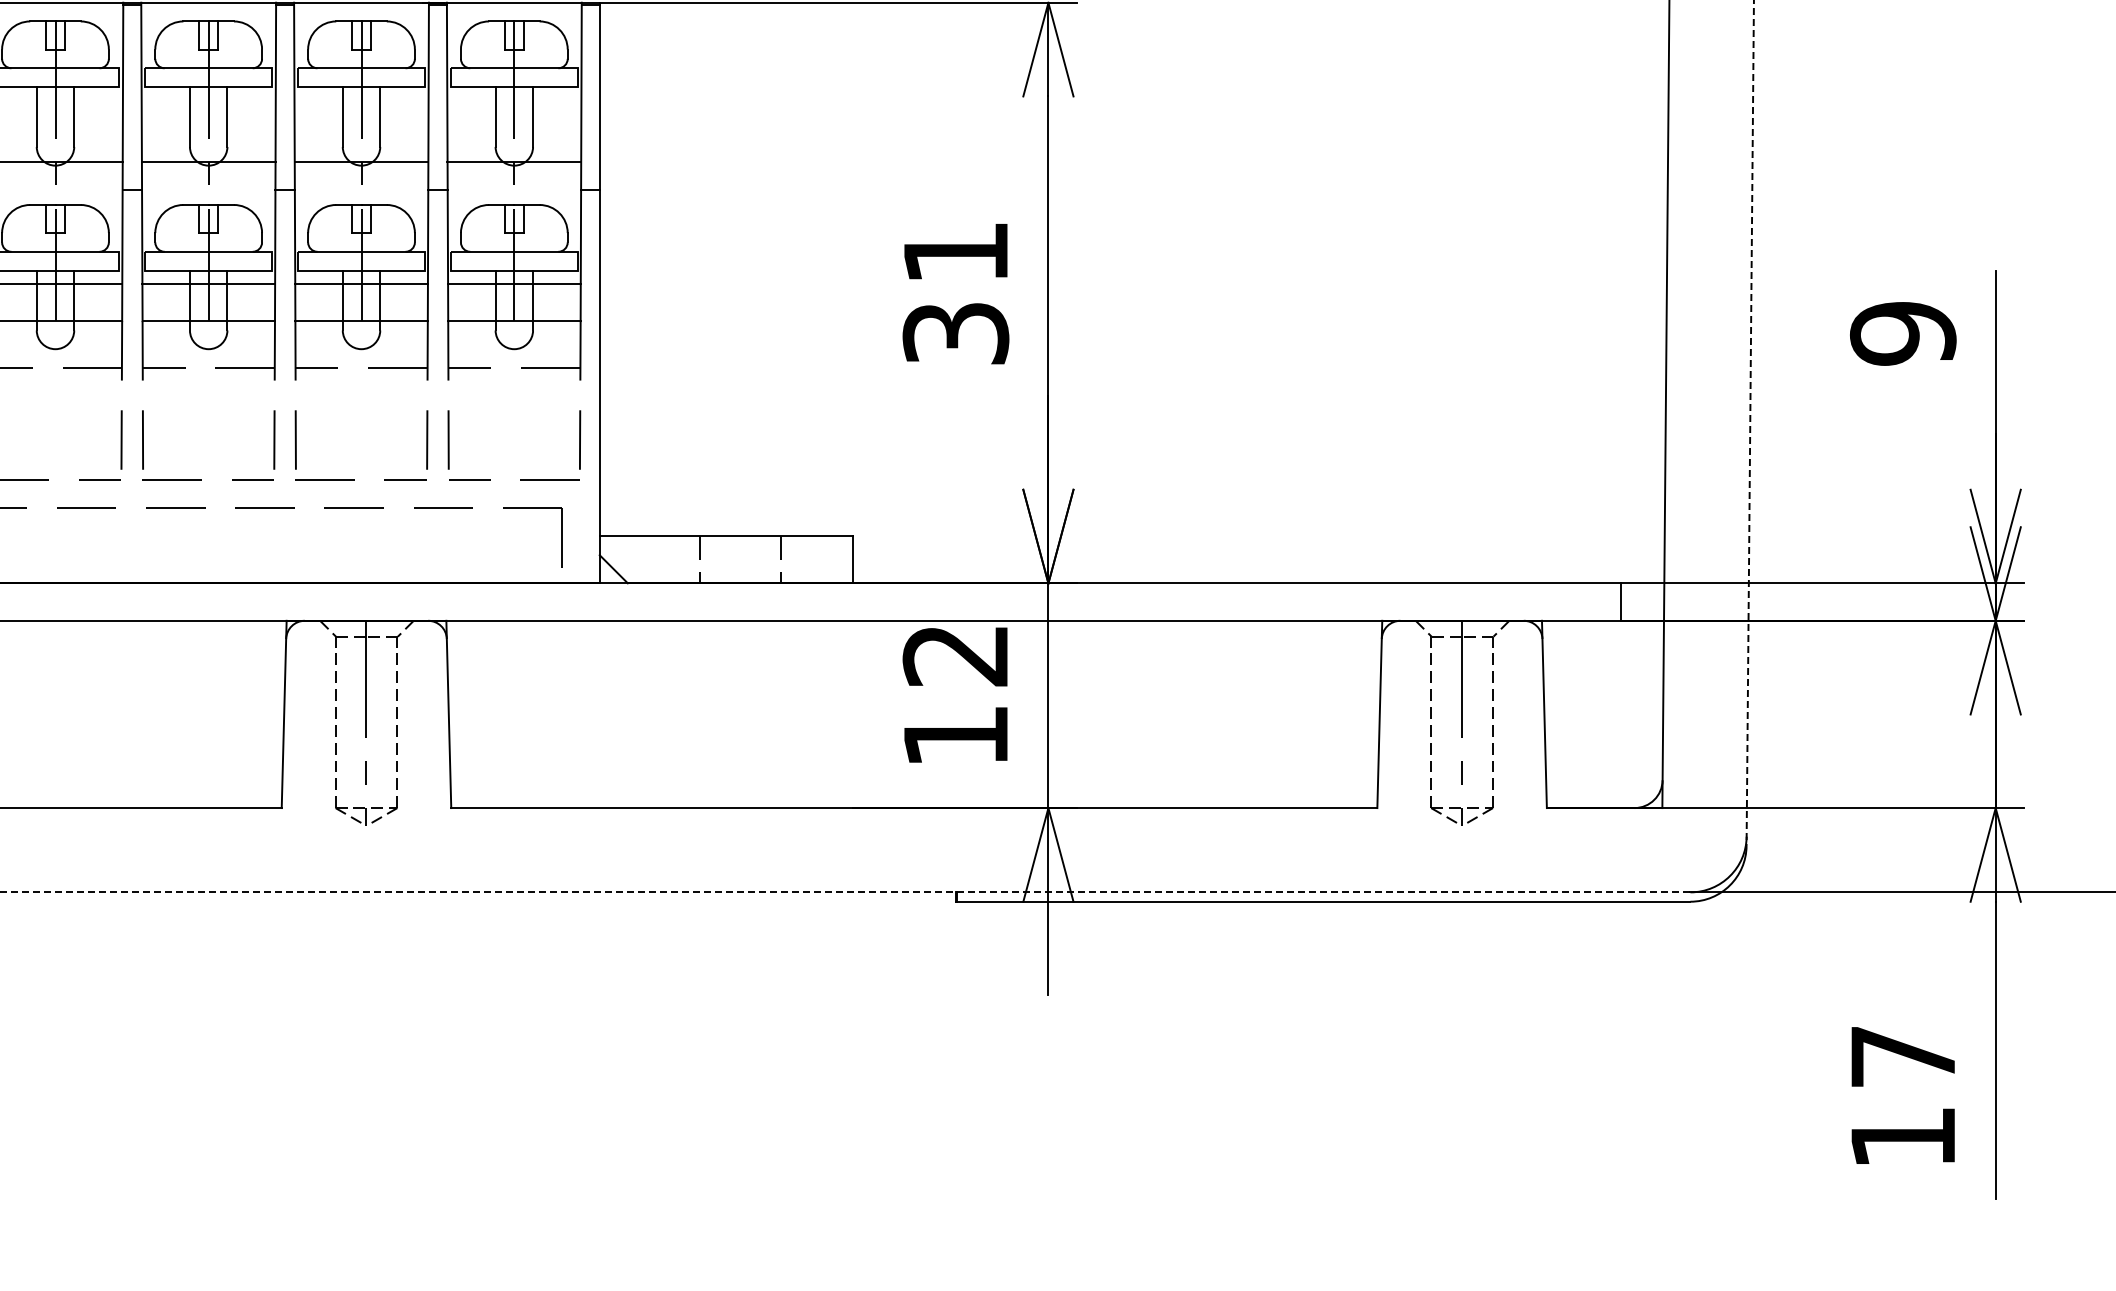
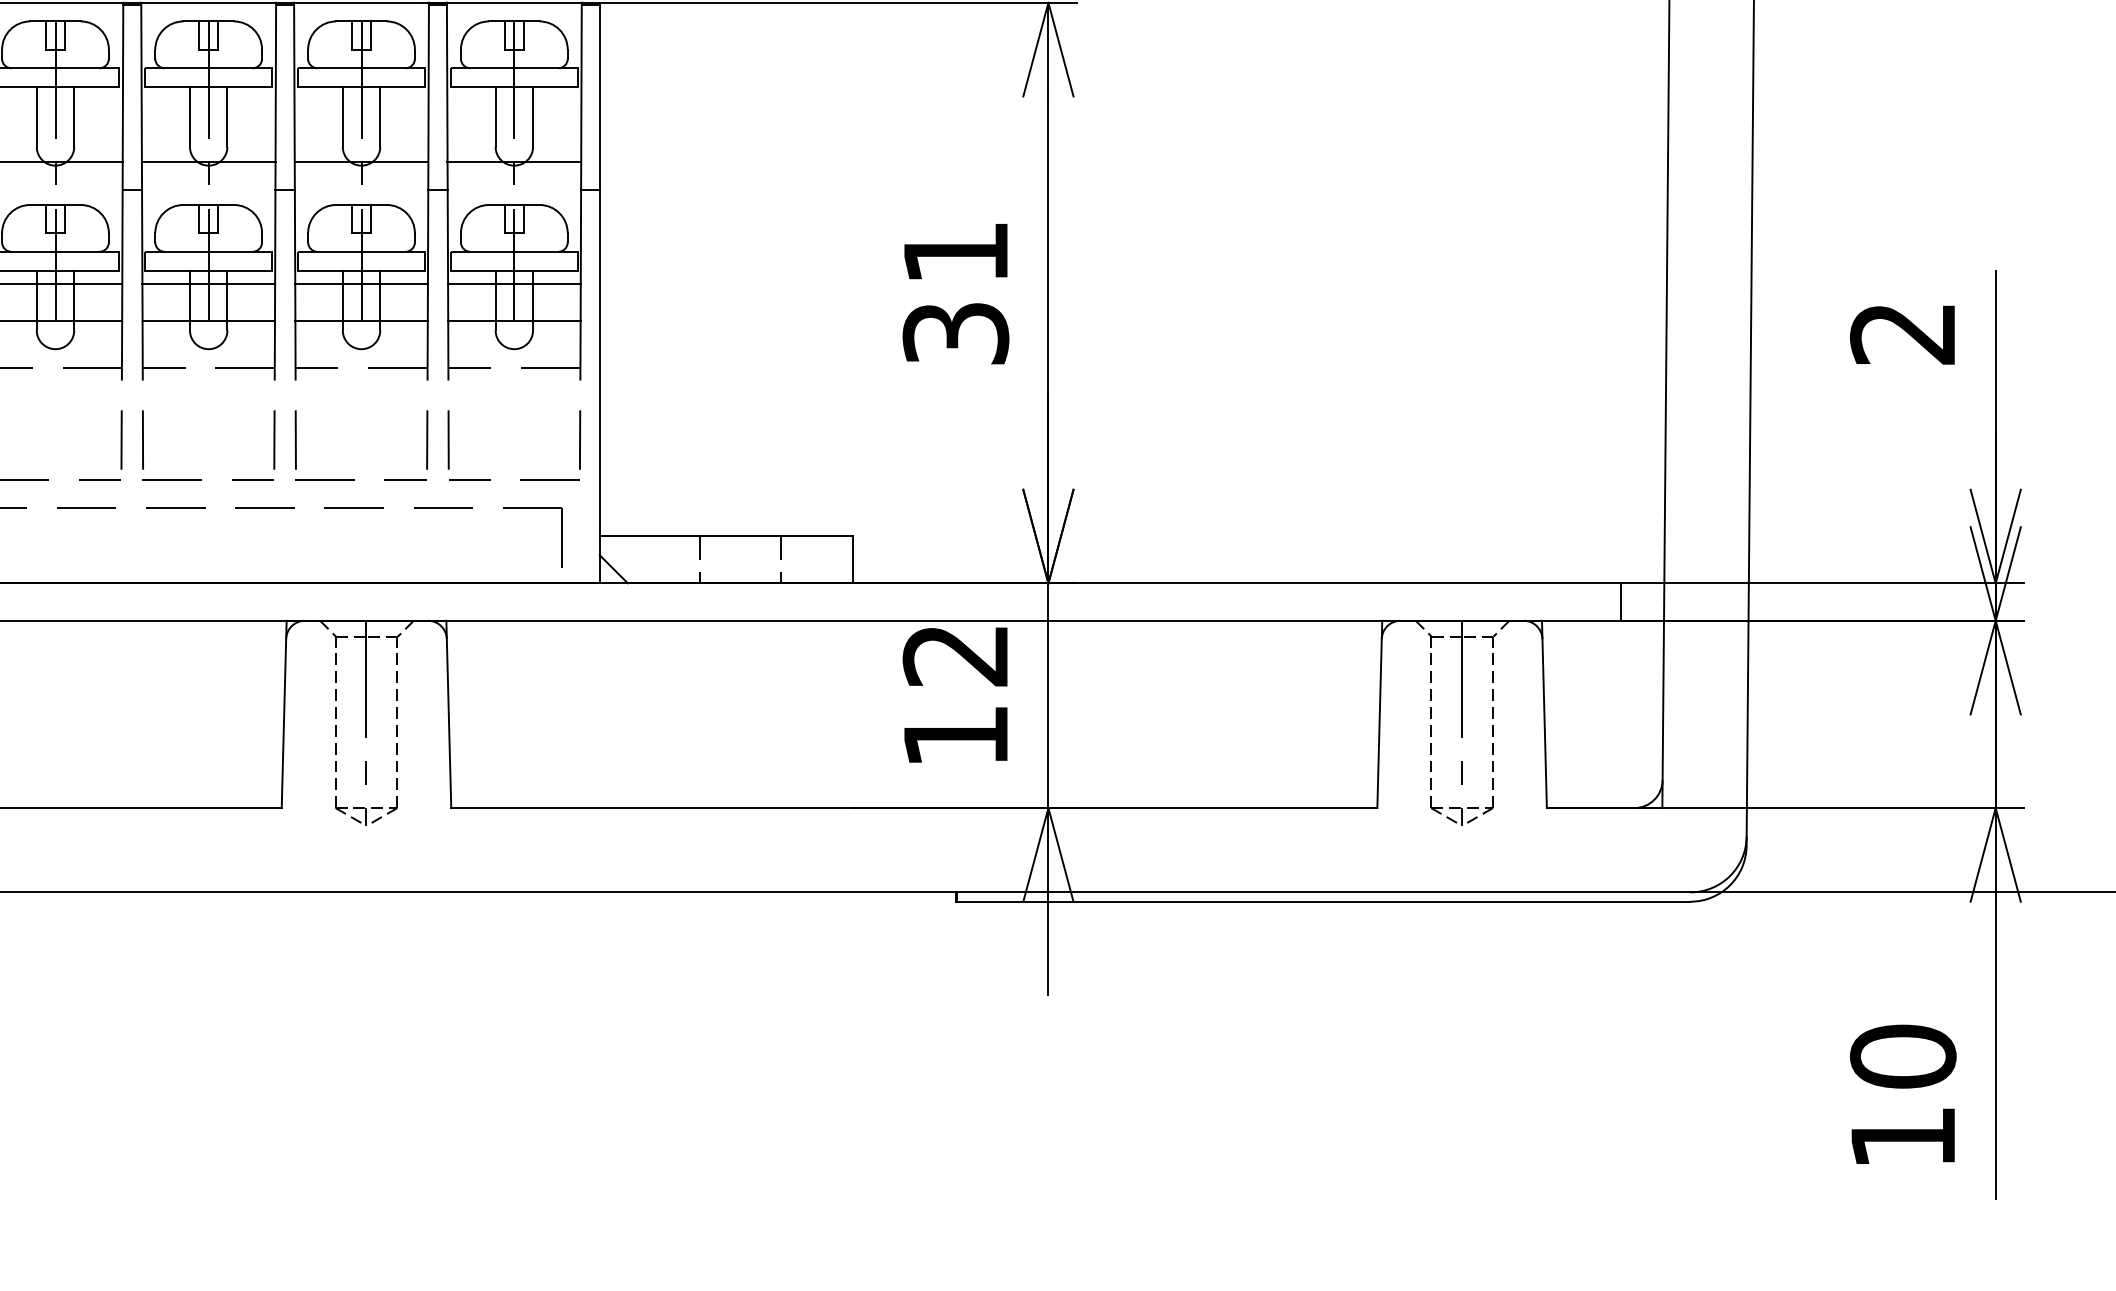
text: 9 -> 2 (1903, 333)
line: dashed -> solid (1750, 423)
line: dashed -> solid (845, 892)
text: 17 -> 10 (1903, 1056)
